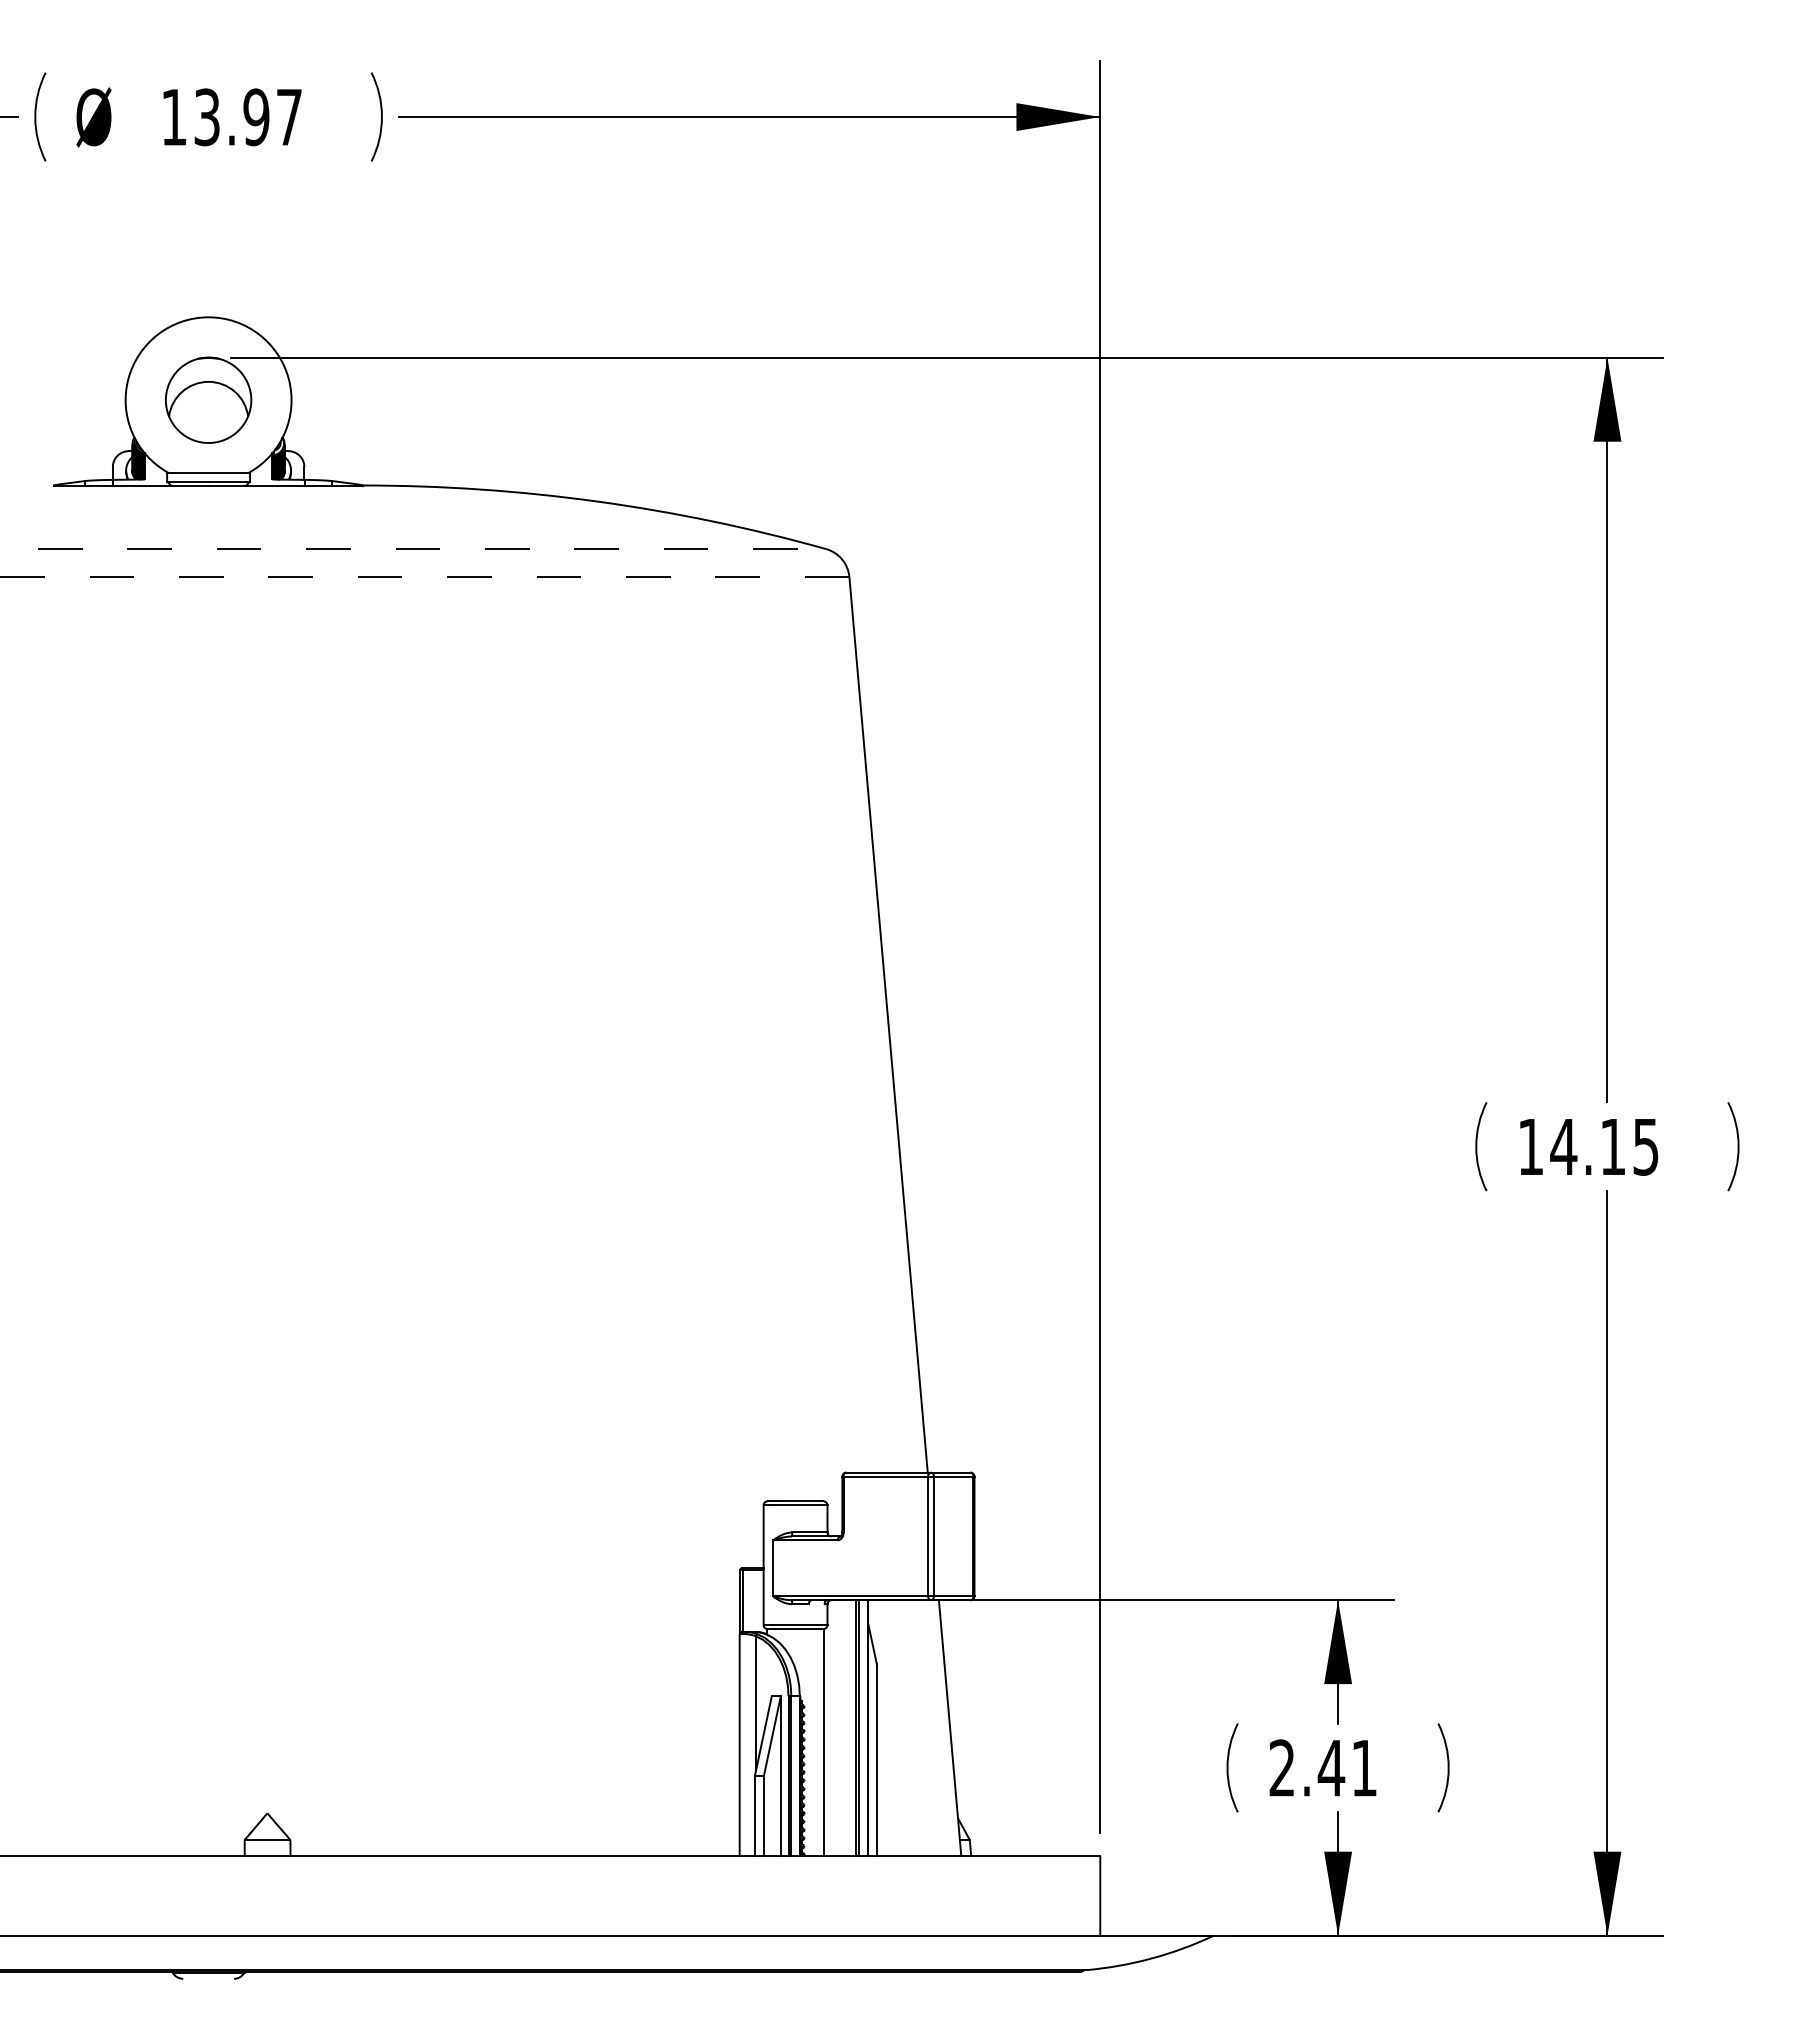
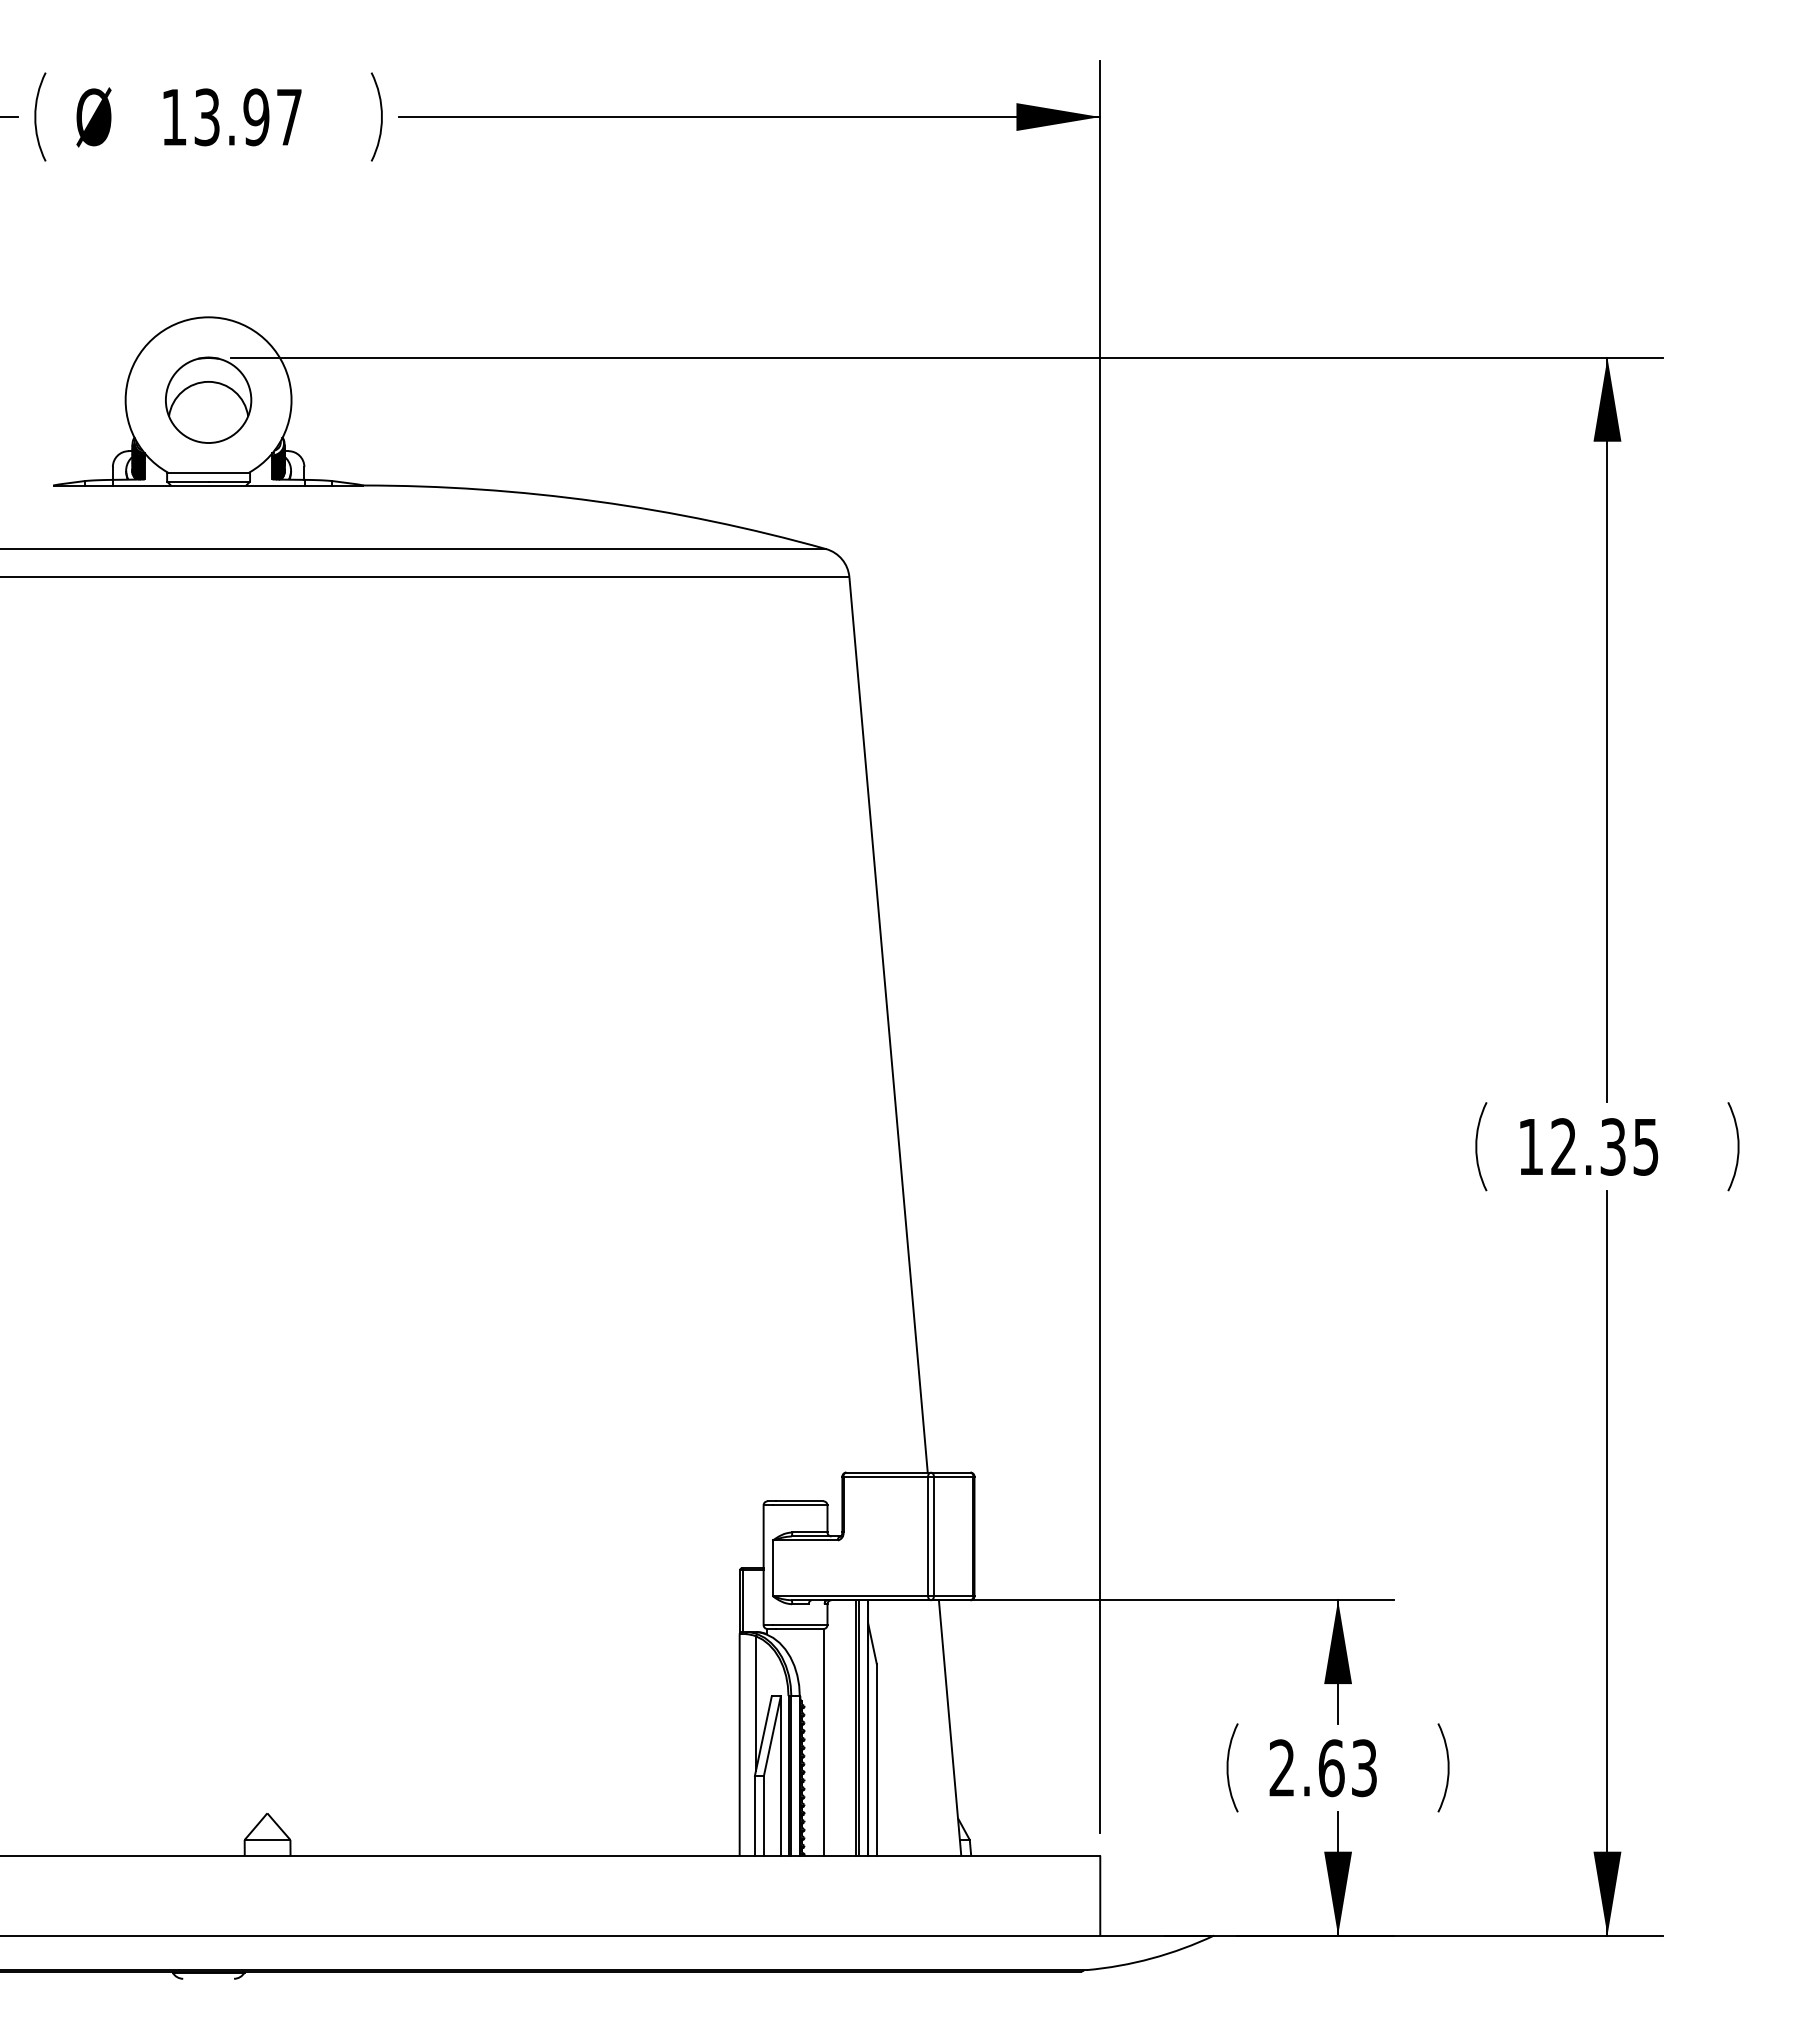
line: dashed -> solid (413, 549)
line: dashed -> solid (424, 577)
text: 14.15 -> 12.35 (1587, 1146)
text: 2.41 -> 2.63 (1346, 1768)
